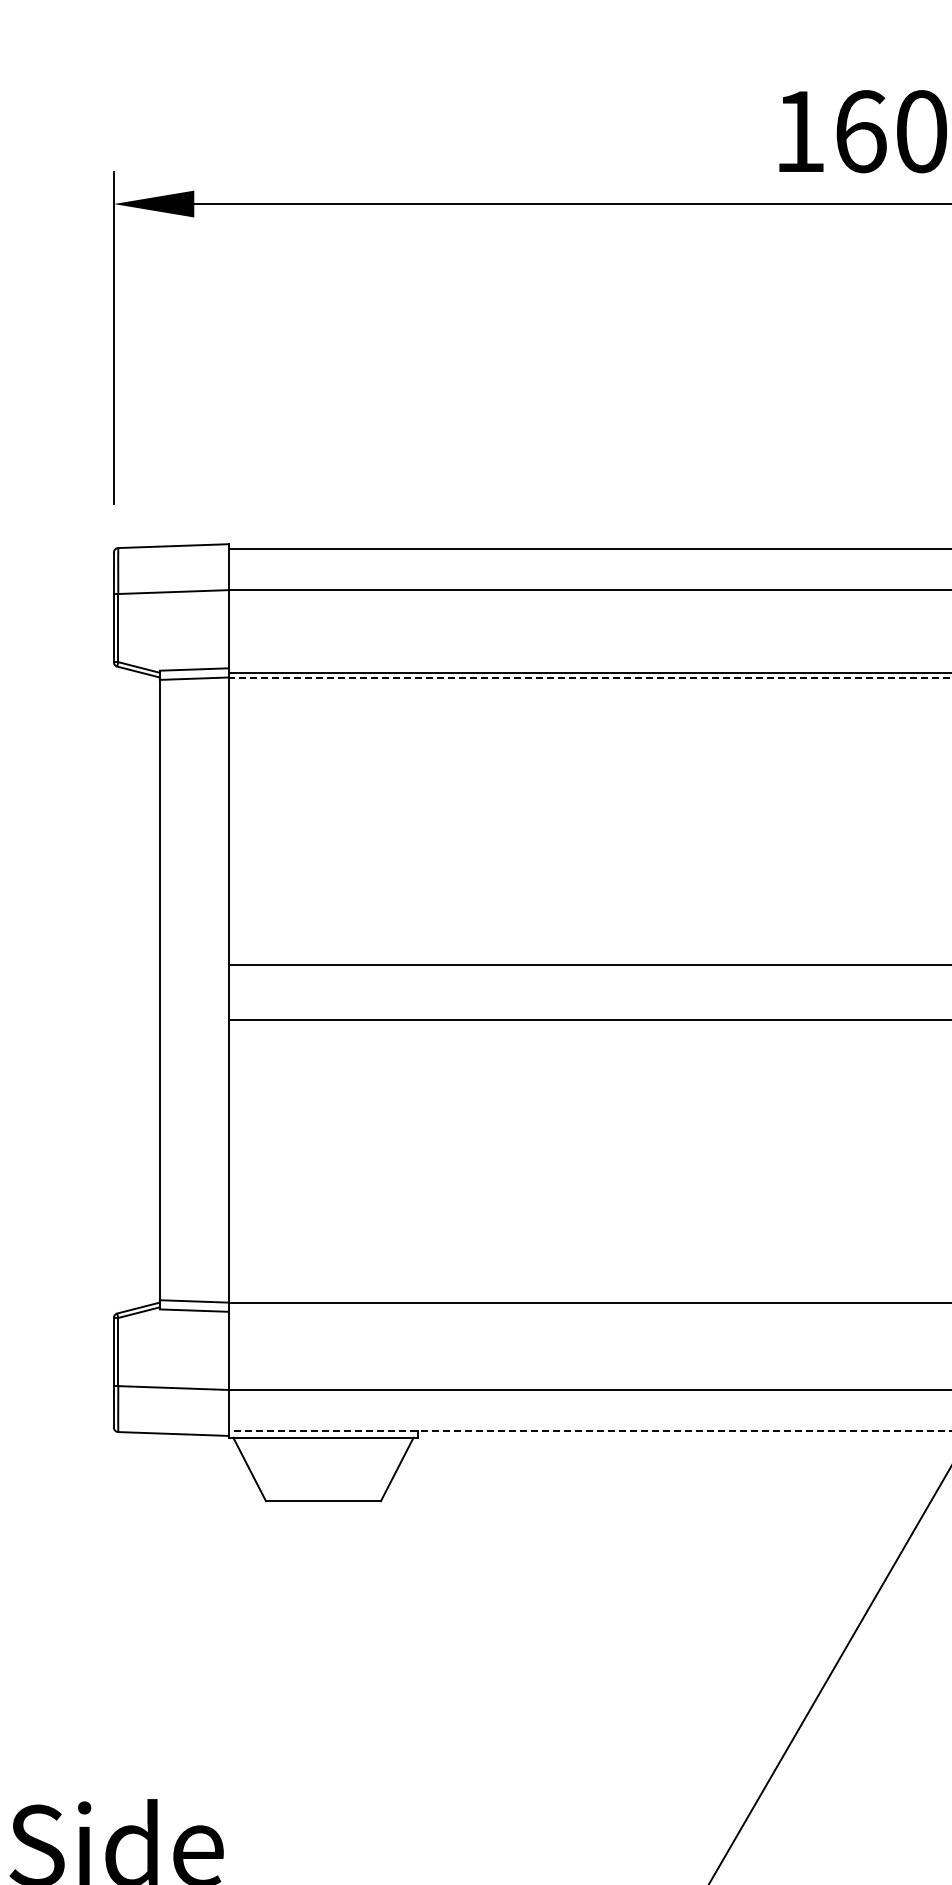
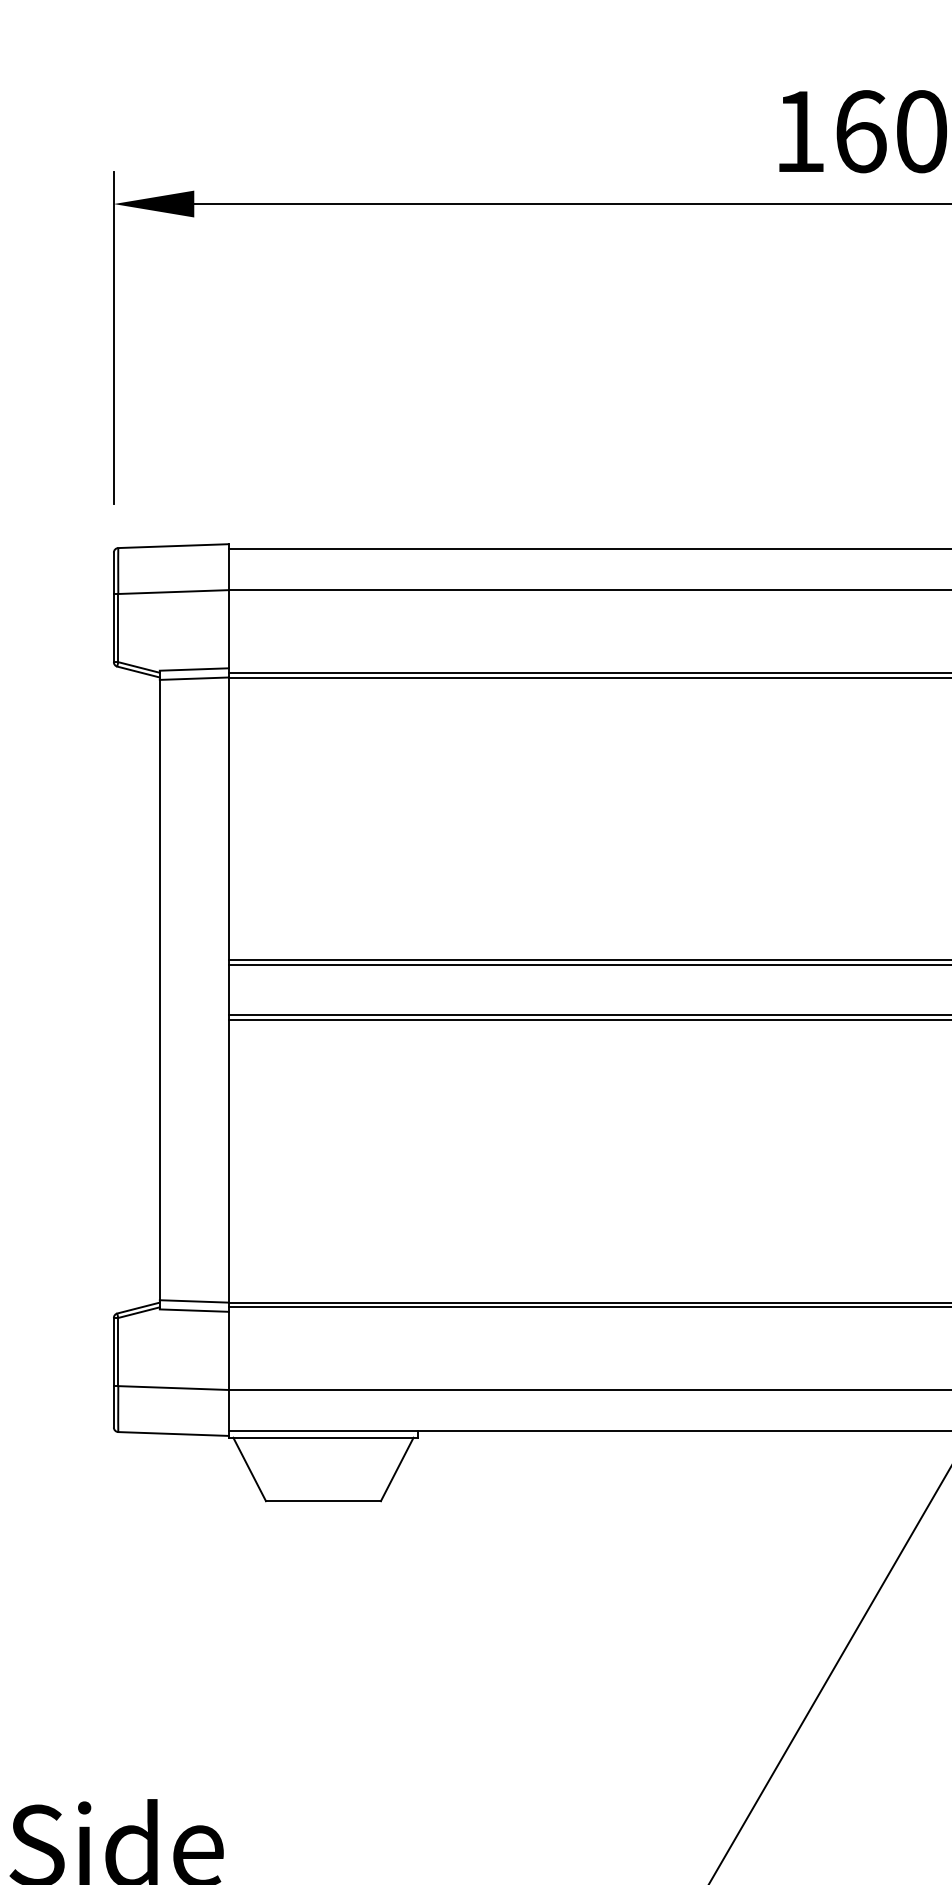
line: dashed -> solid (589, 677)
line: none -> present (588, 960)
line: none -> present (588, 1015)
line: none -> present (588, 1307)
line: dashed -> solid (589, 1431)
